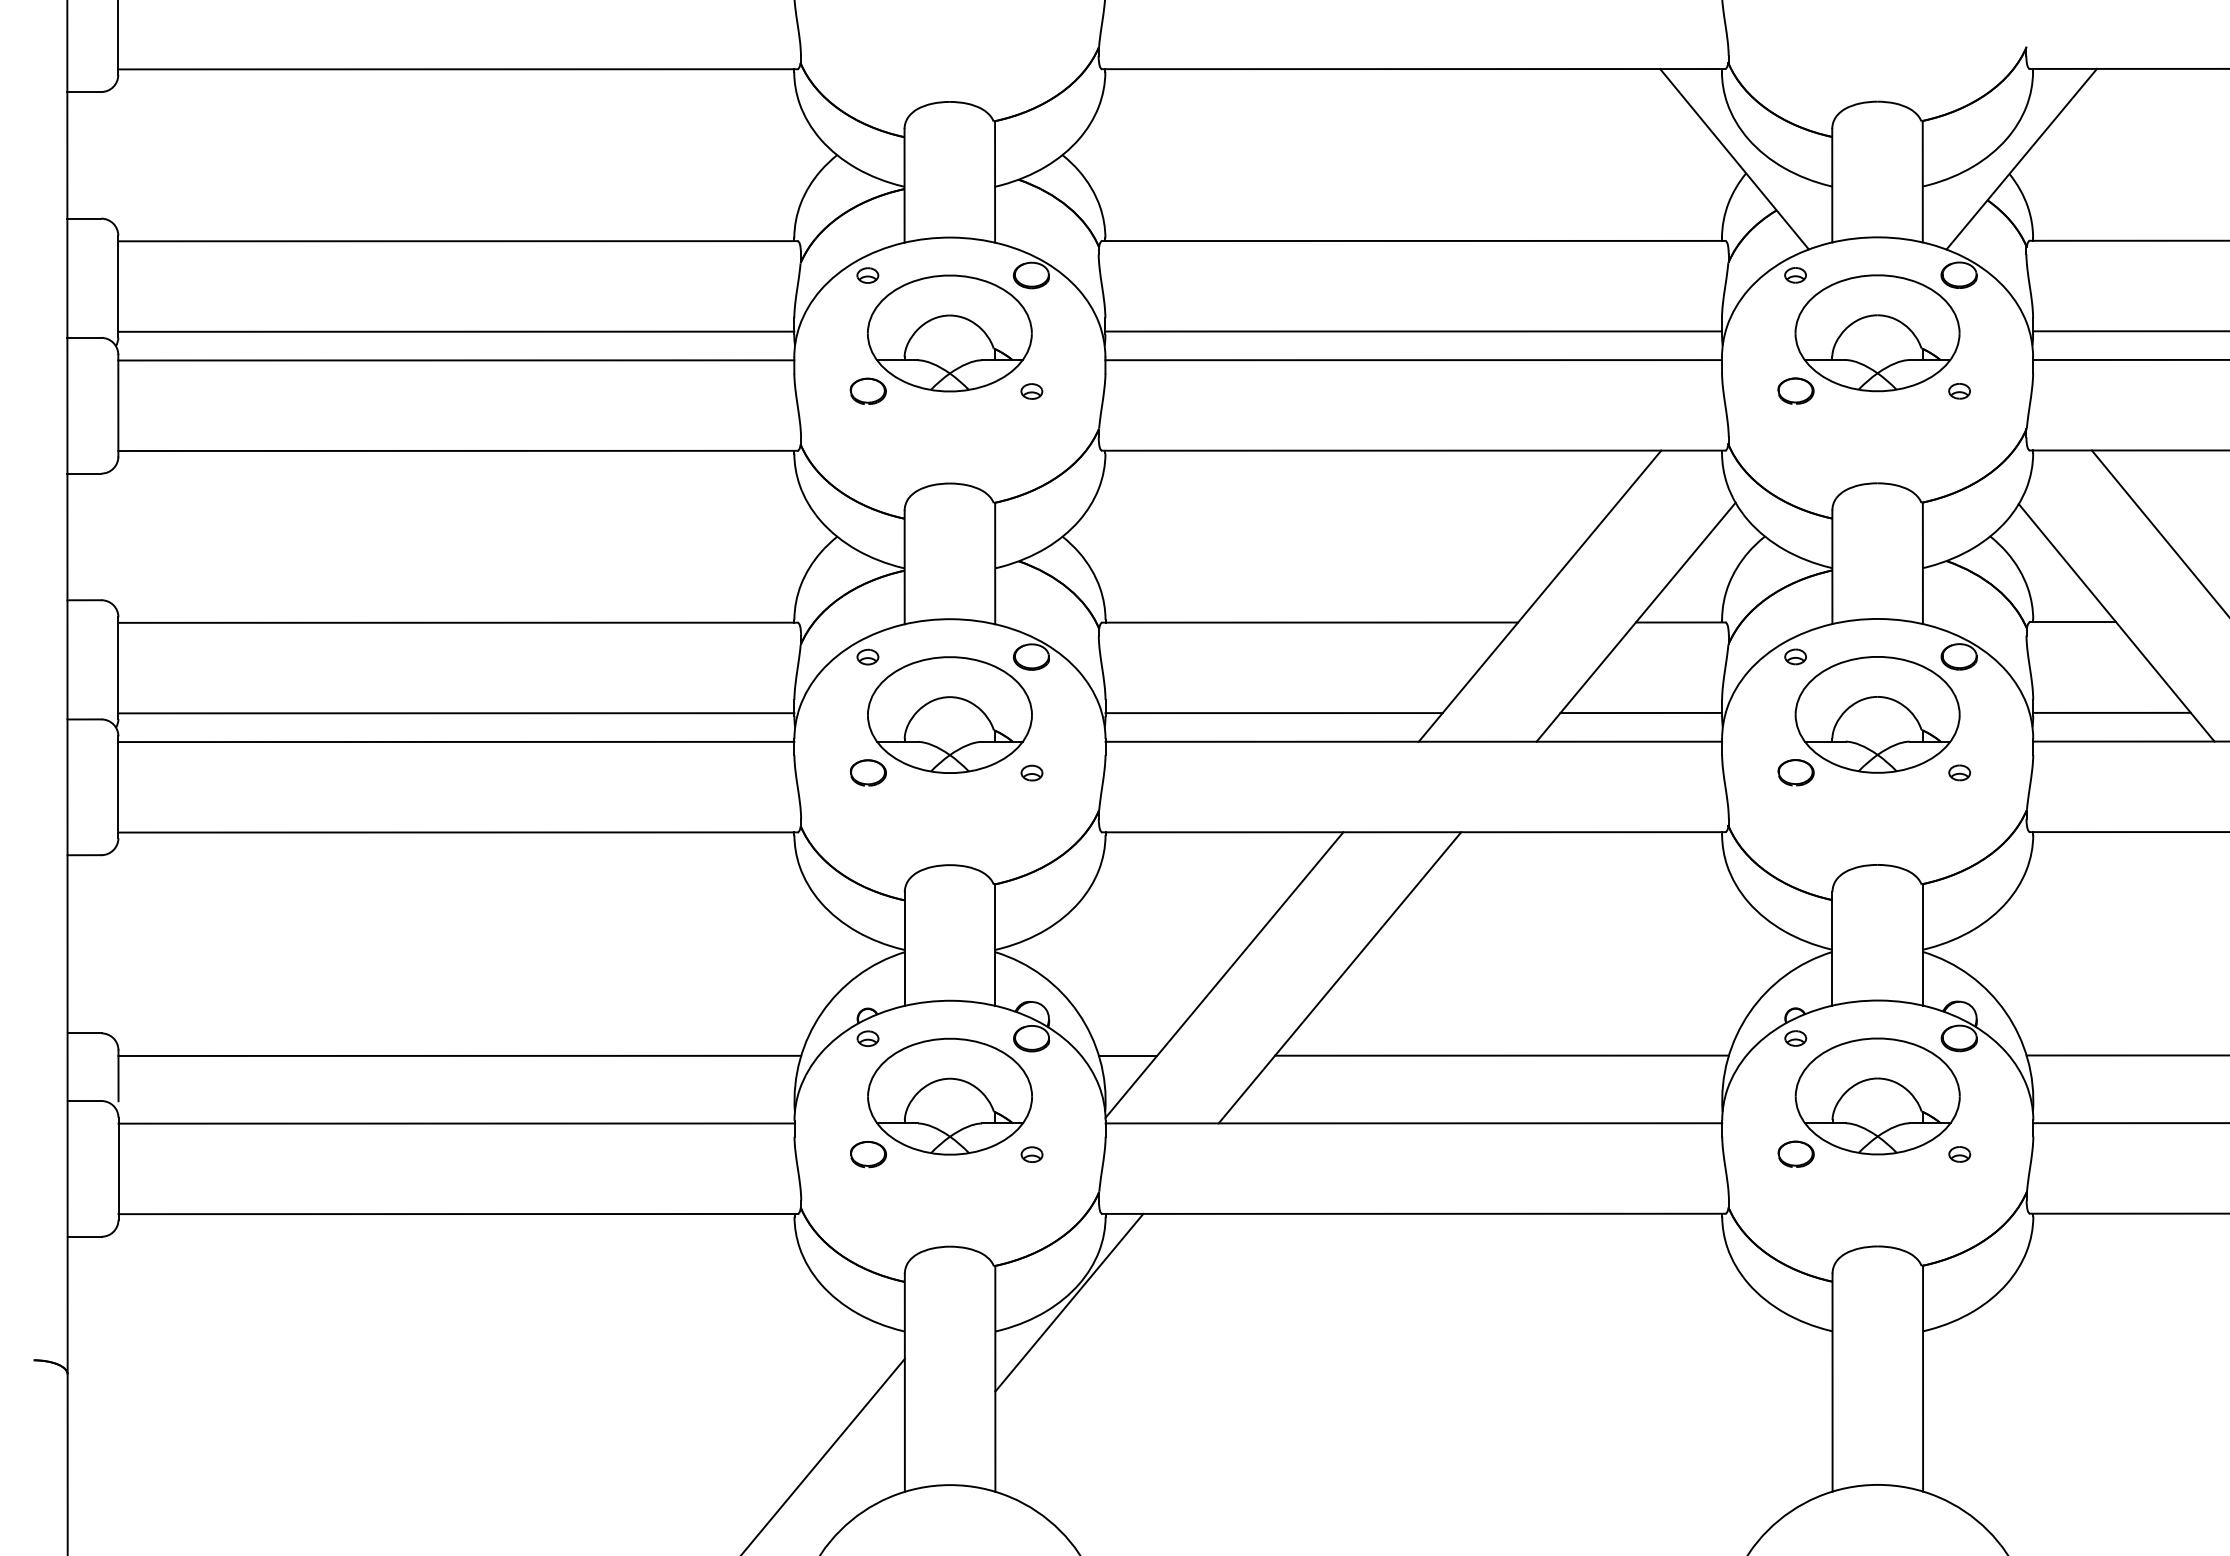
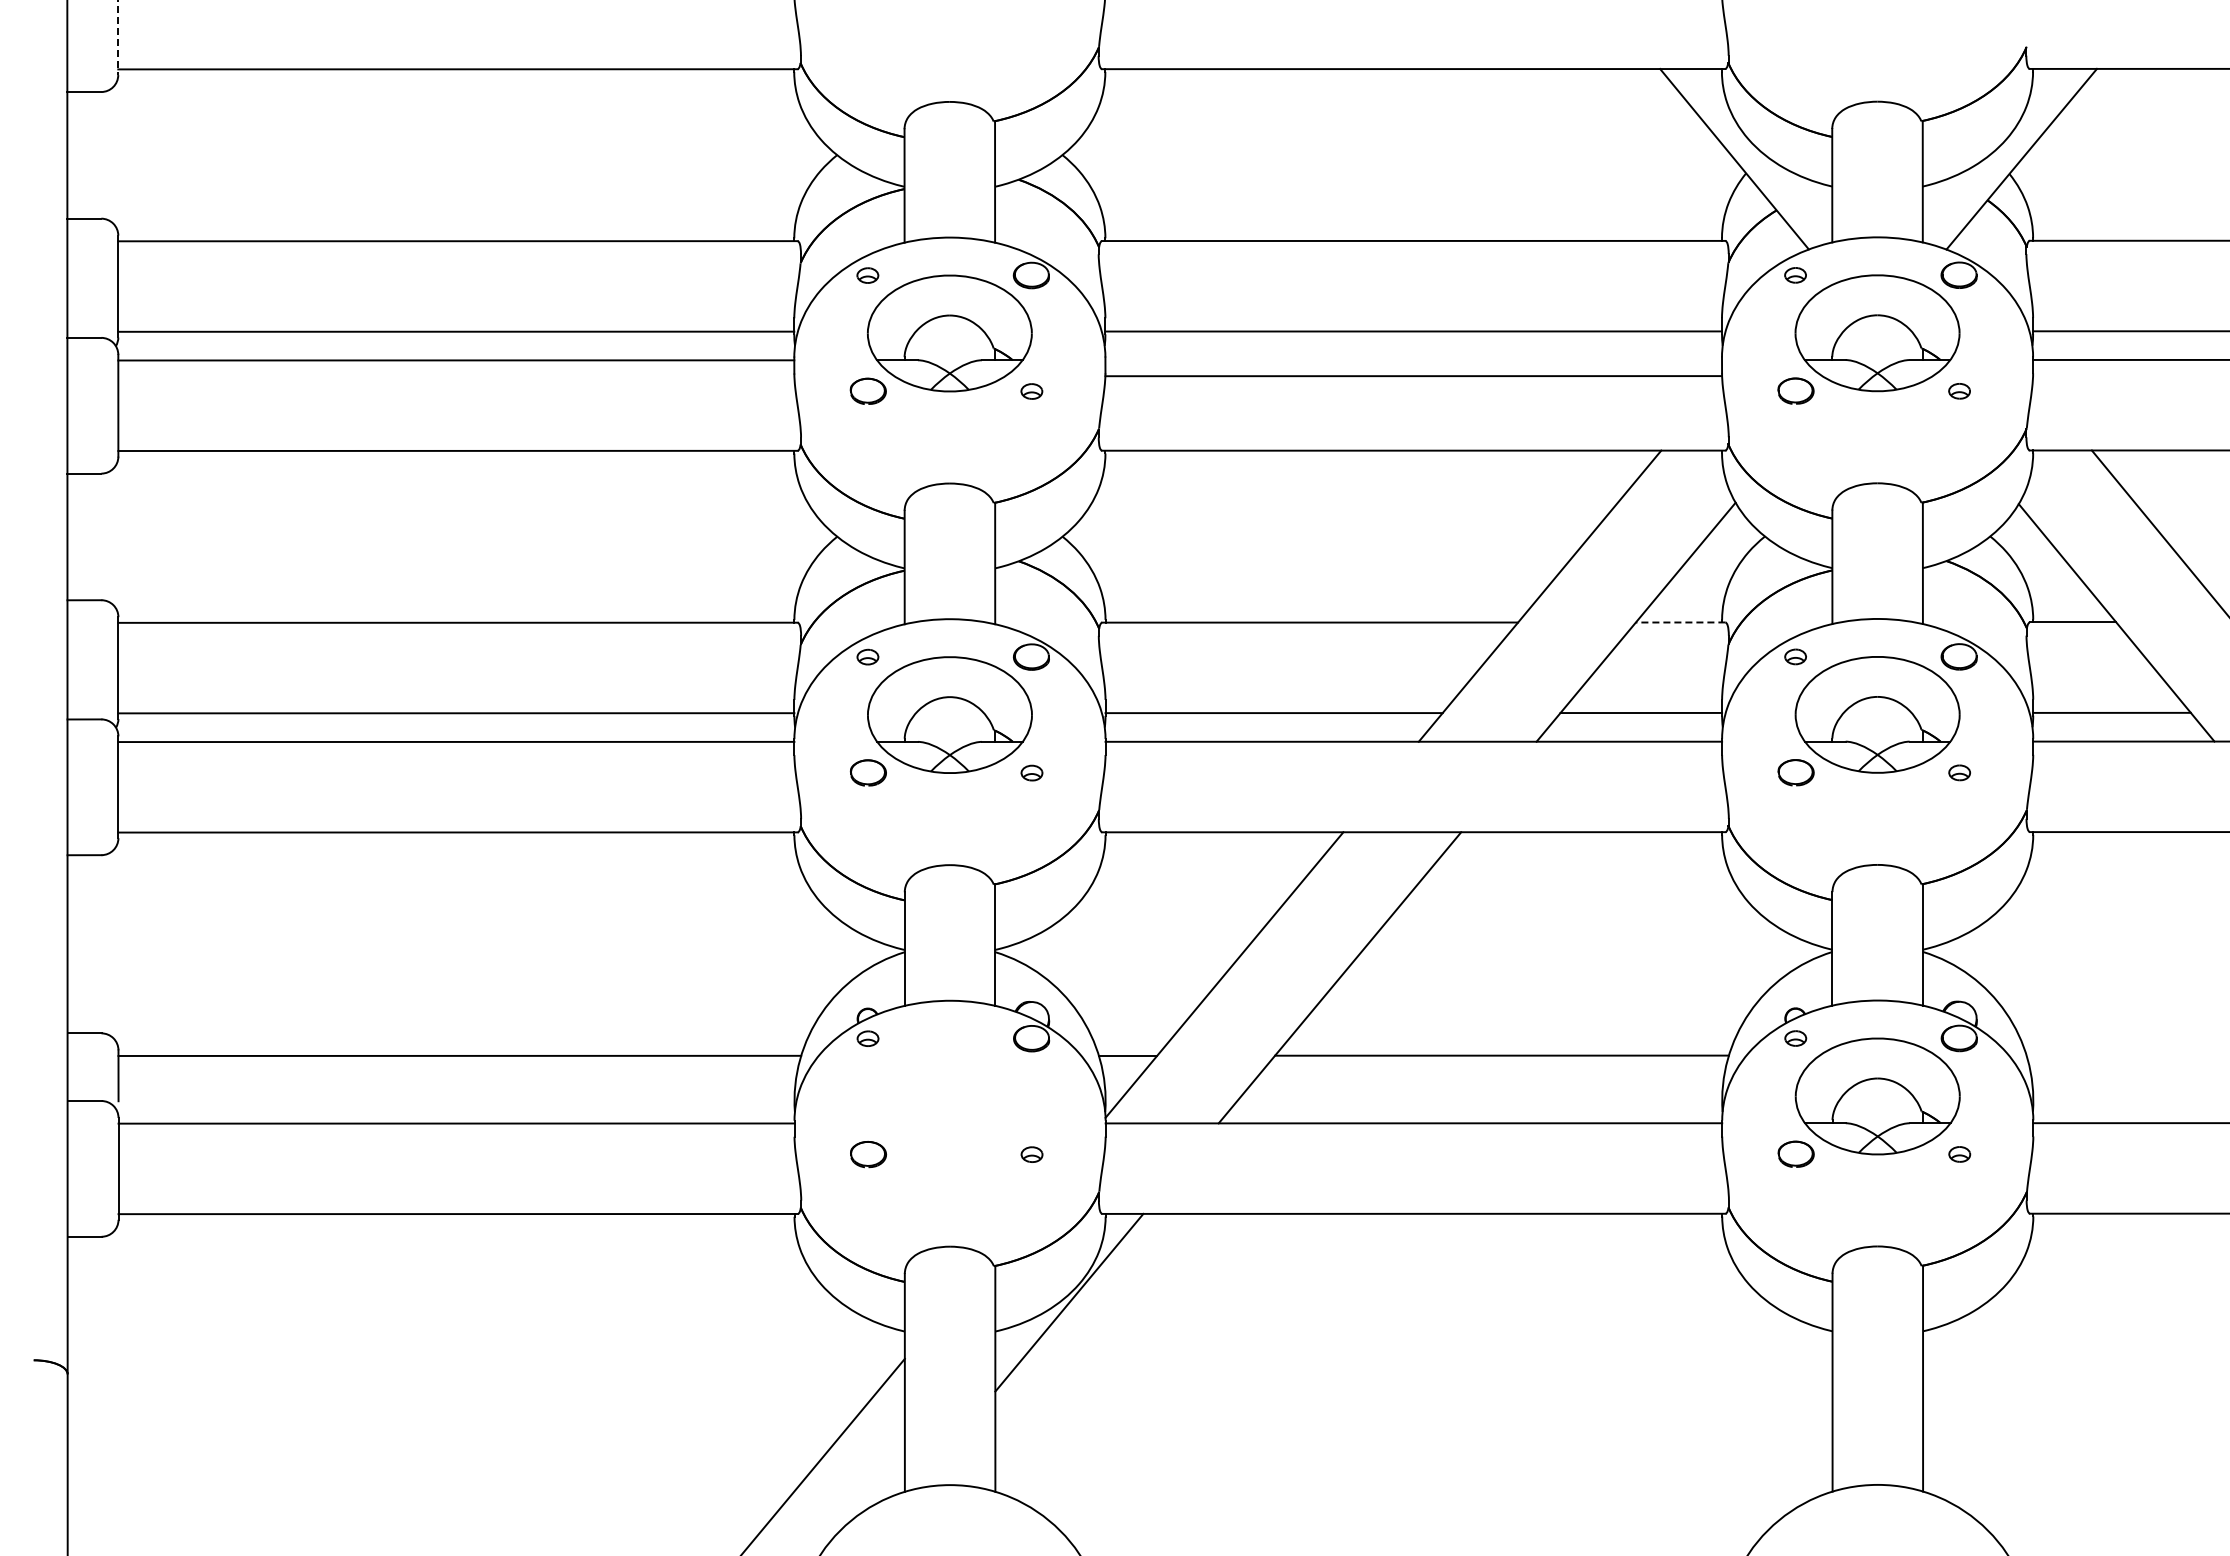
line: solid -> dashed (118, 38)
line position: (1413, 360) -> (1413, 376) (1413, 376)
line: solid -> dashed (1680, 622)
line: present -> none (2126, 1055)
part: present -> none (949, 1096)
